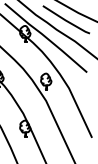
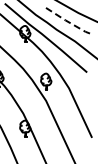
line: solid -> dashed (66, 20)
